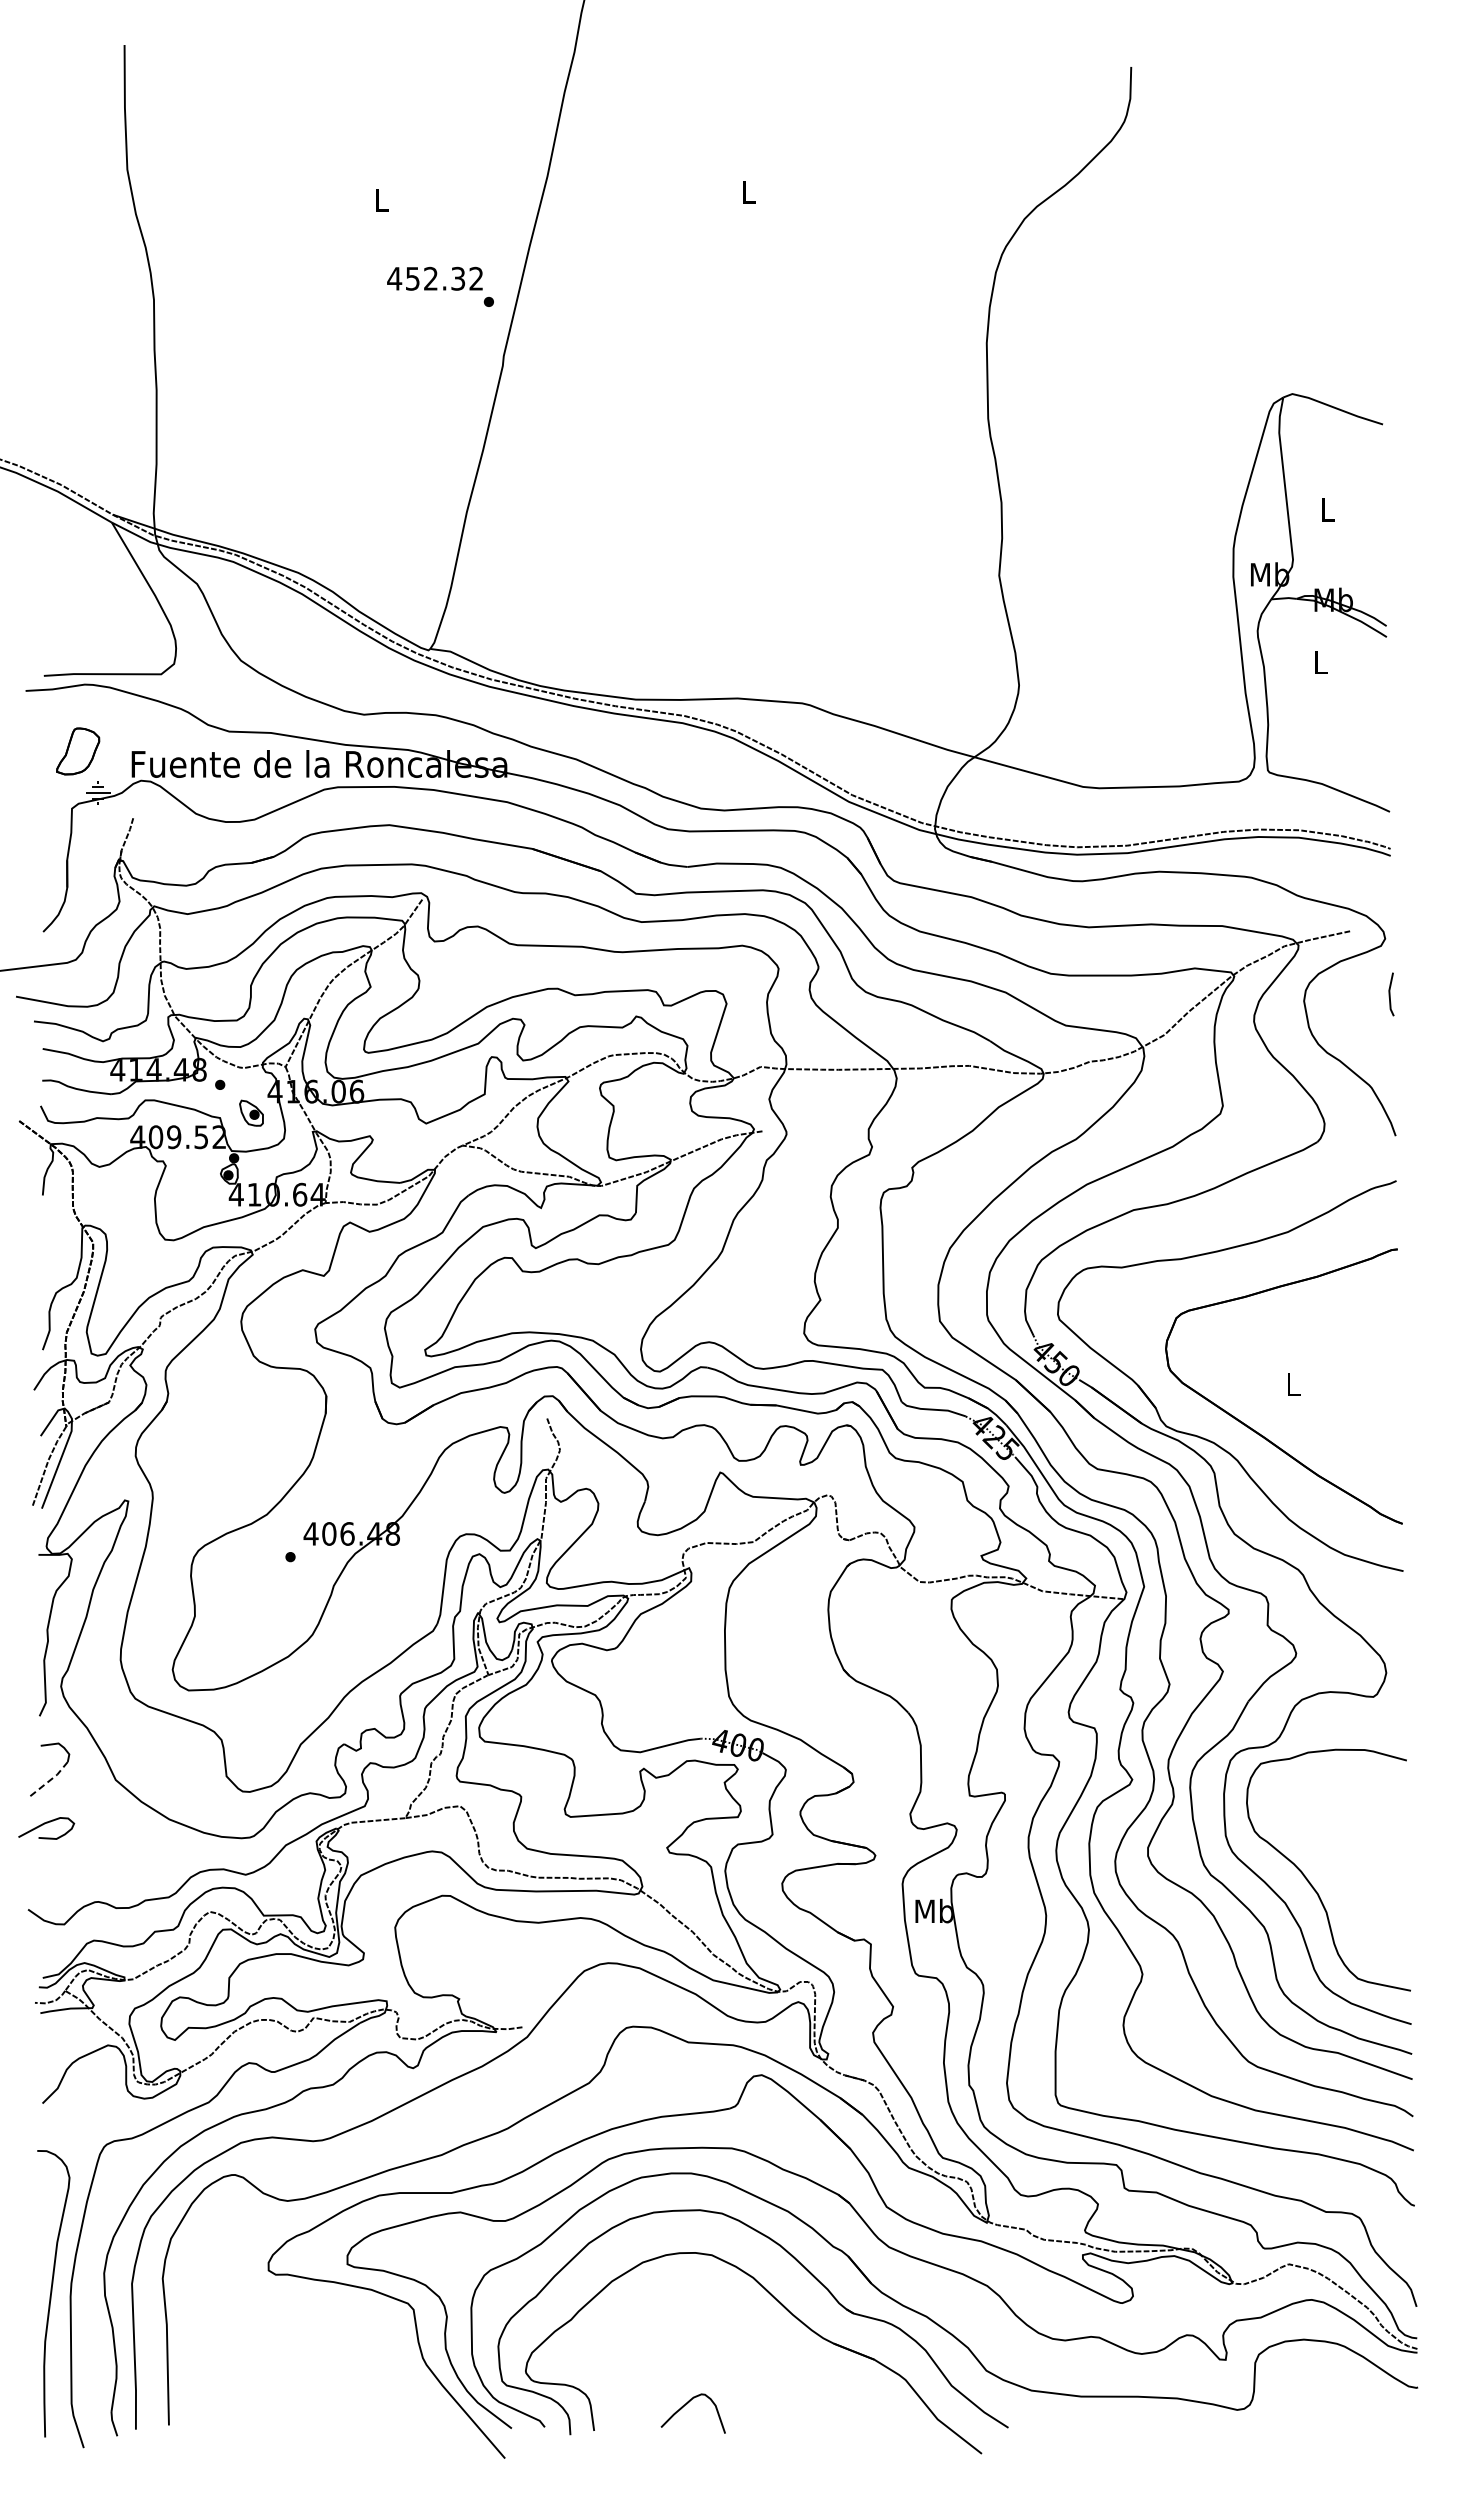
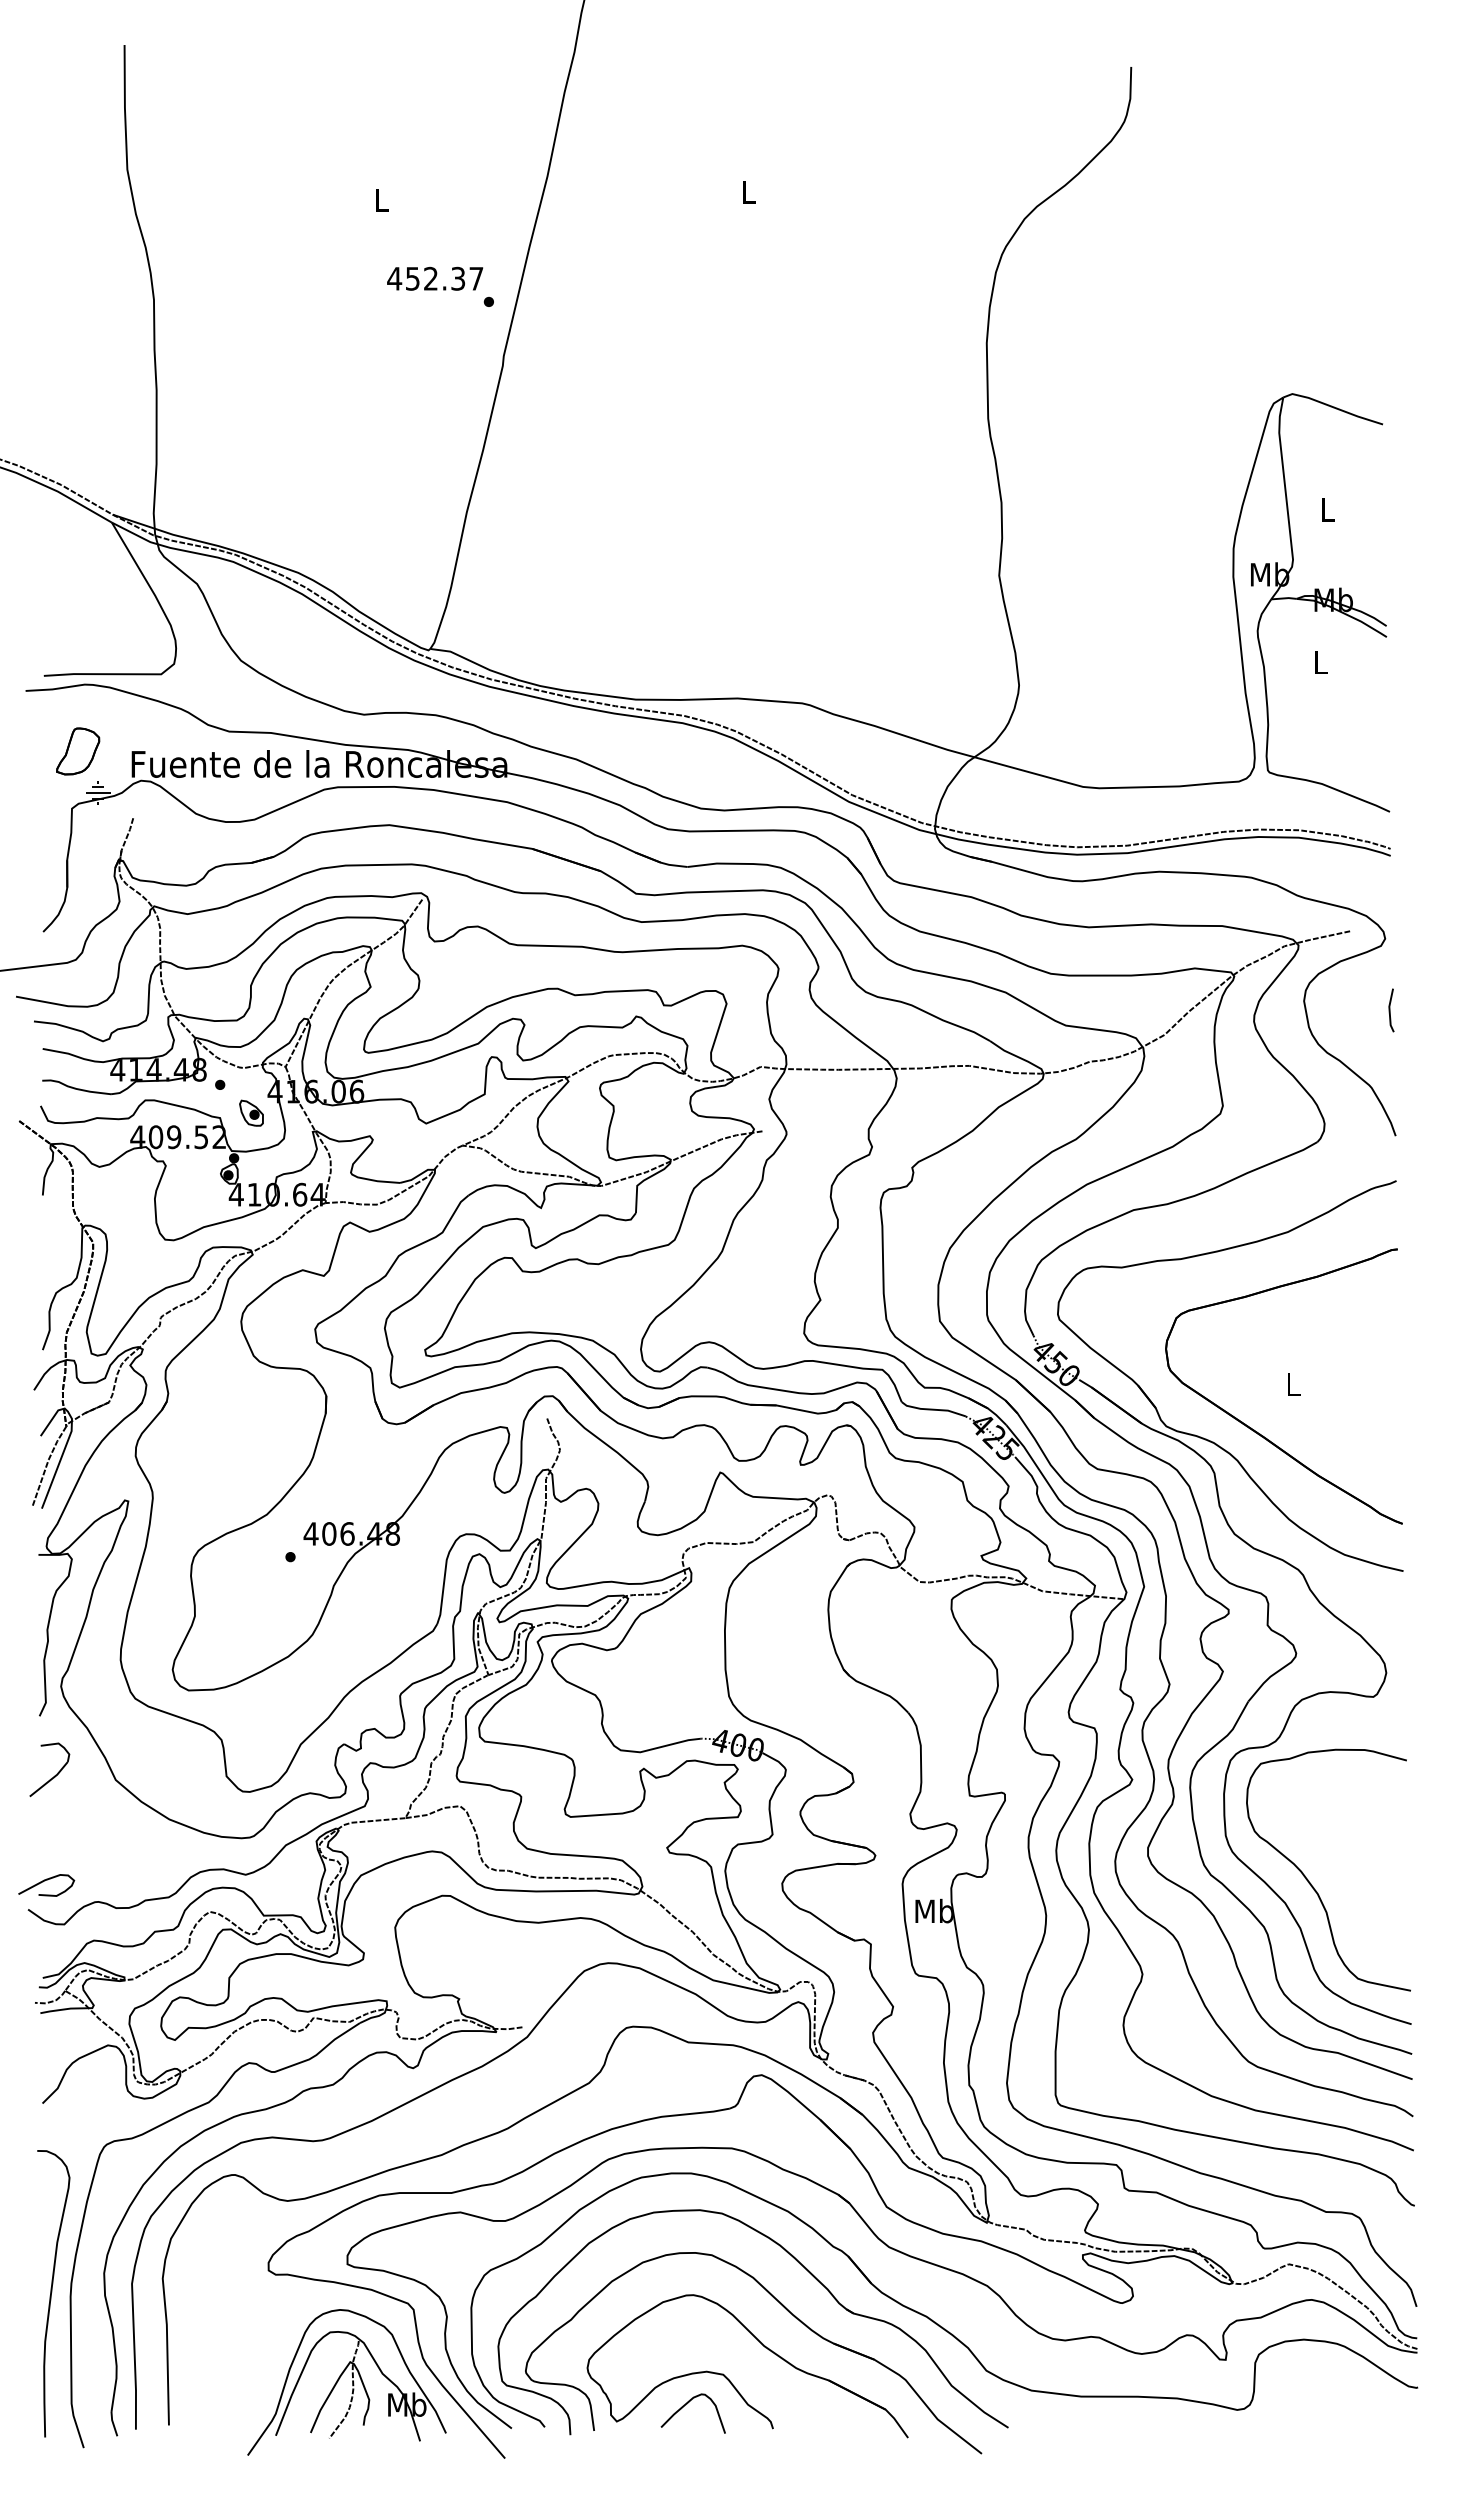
text: 452.32 -> 452.37 (476, 278)
line position: (1390, 994) -> (1390, 1010) (1390, 1010)
line: dashed -> solid (50, 1780)
curve position: (45, 1824) -> (45, 1881) (45, 1881)
part: none -> present (731, 2381)
part: none -> present (346, 2382)
